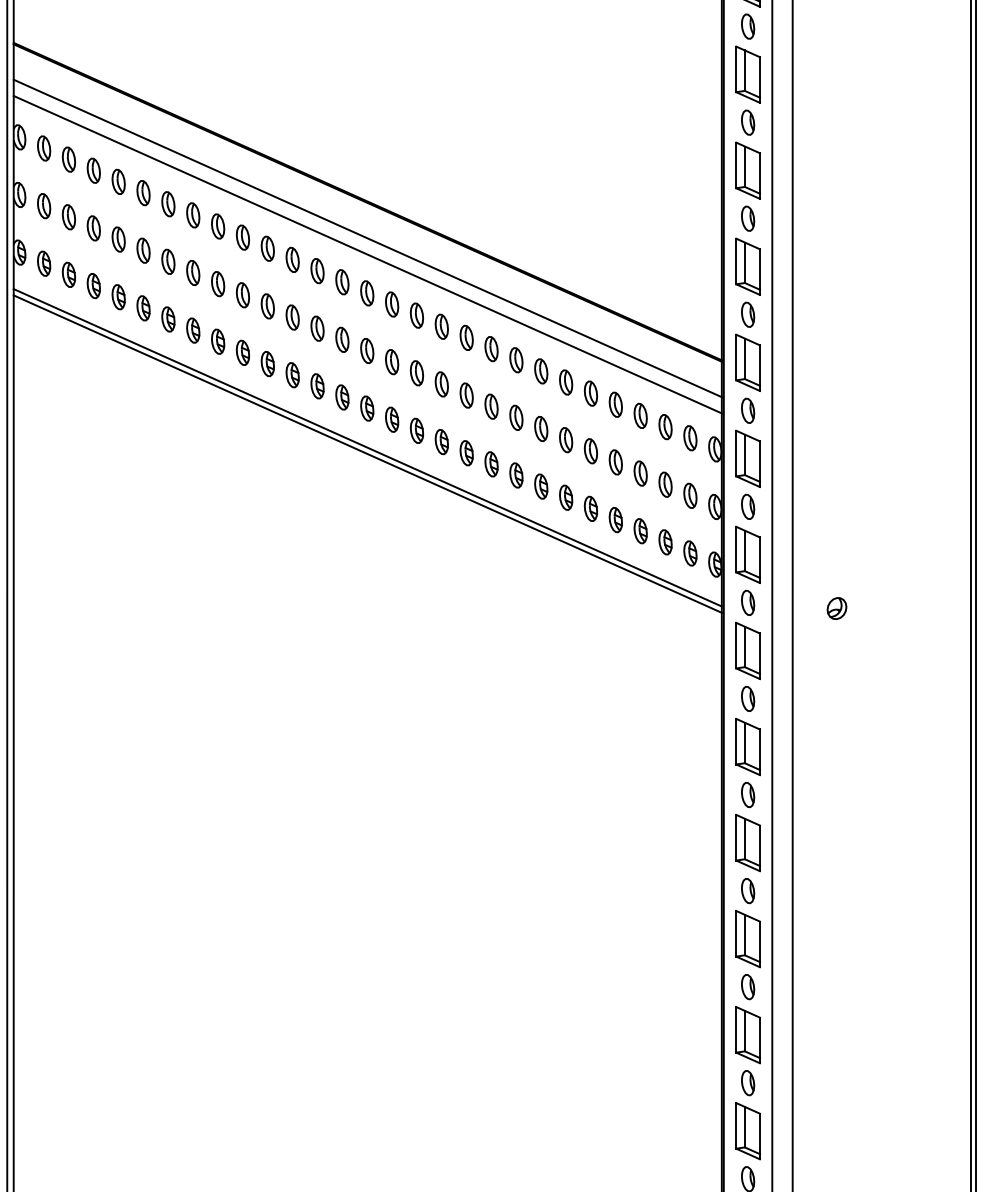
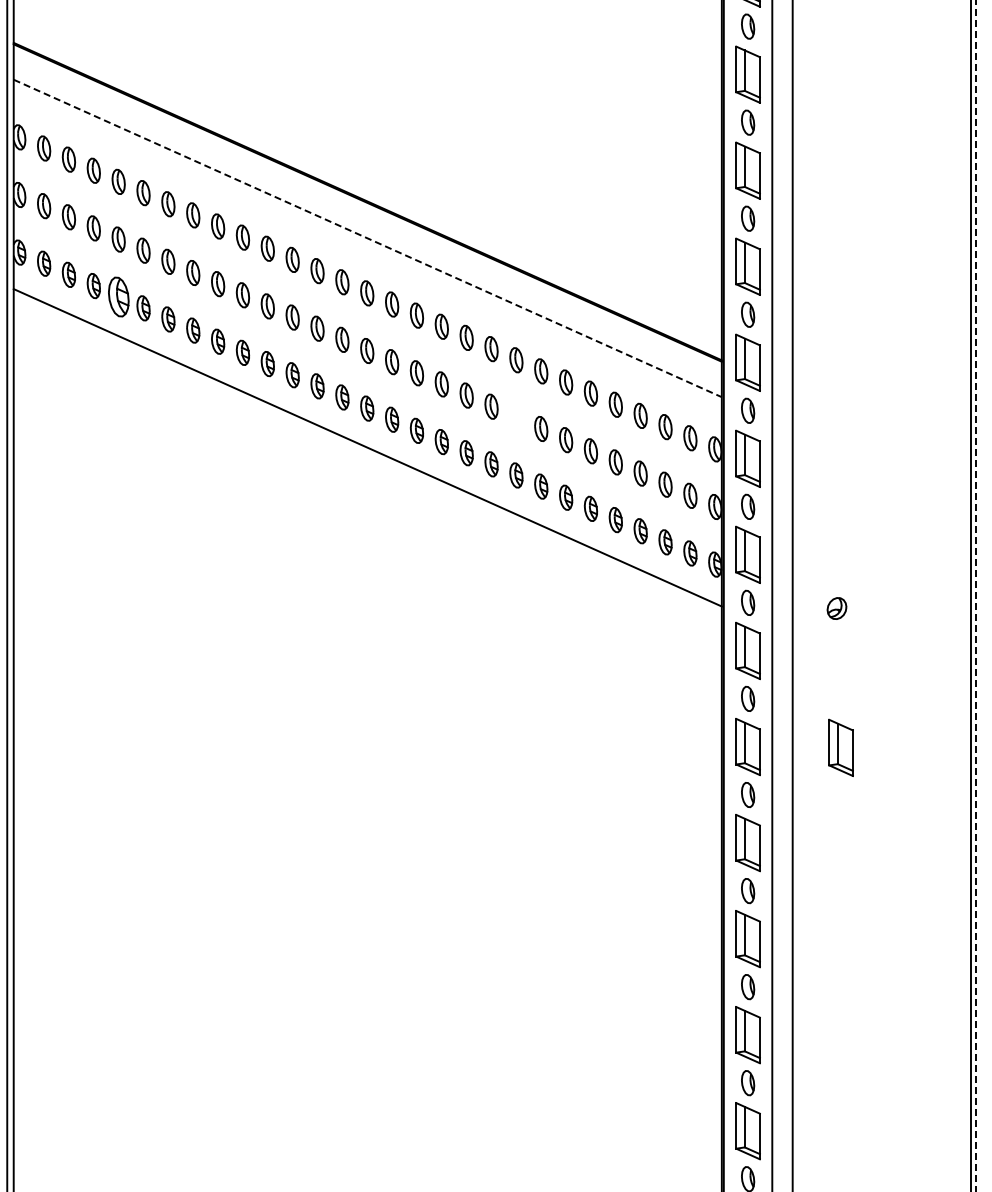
line: solid -> dashed (367, 238)
line: present -> none (367, 254)
part size: 15x27 px -> 22x42 px (118, 296)
part: present -> none (516, 417)
line: present -> none (367, 453)
line: solid -> dashed (975, 595)
part: none -> present (840, 747)
